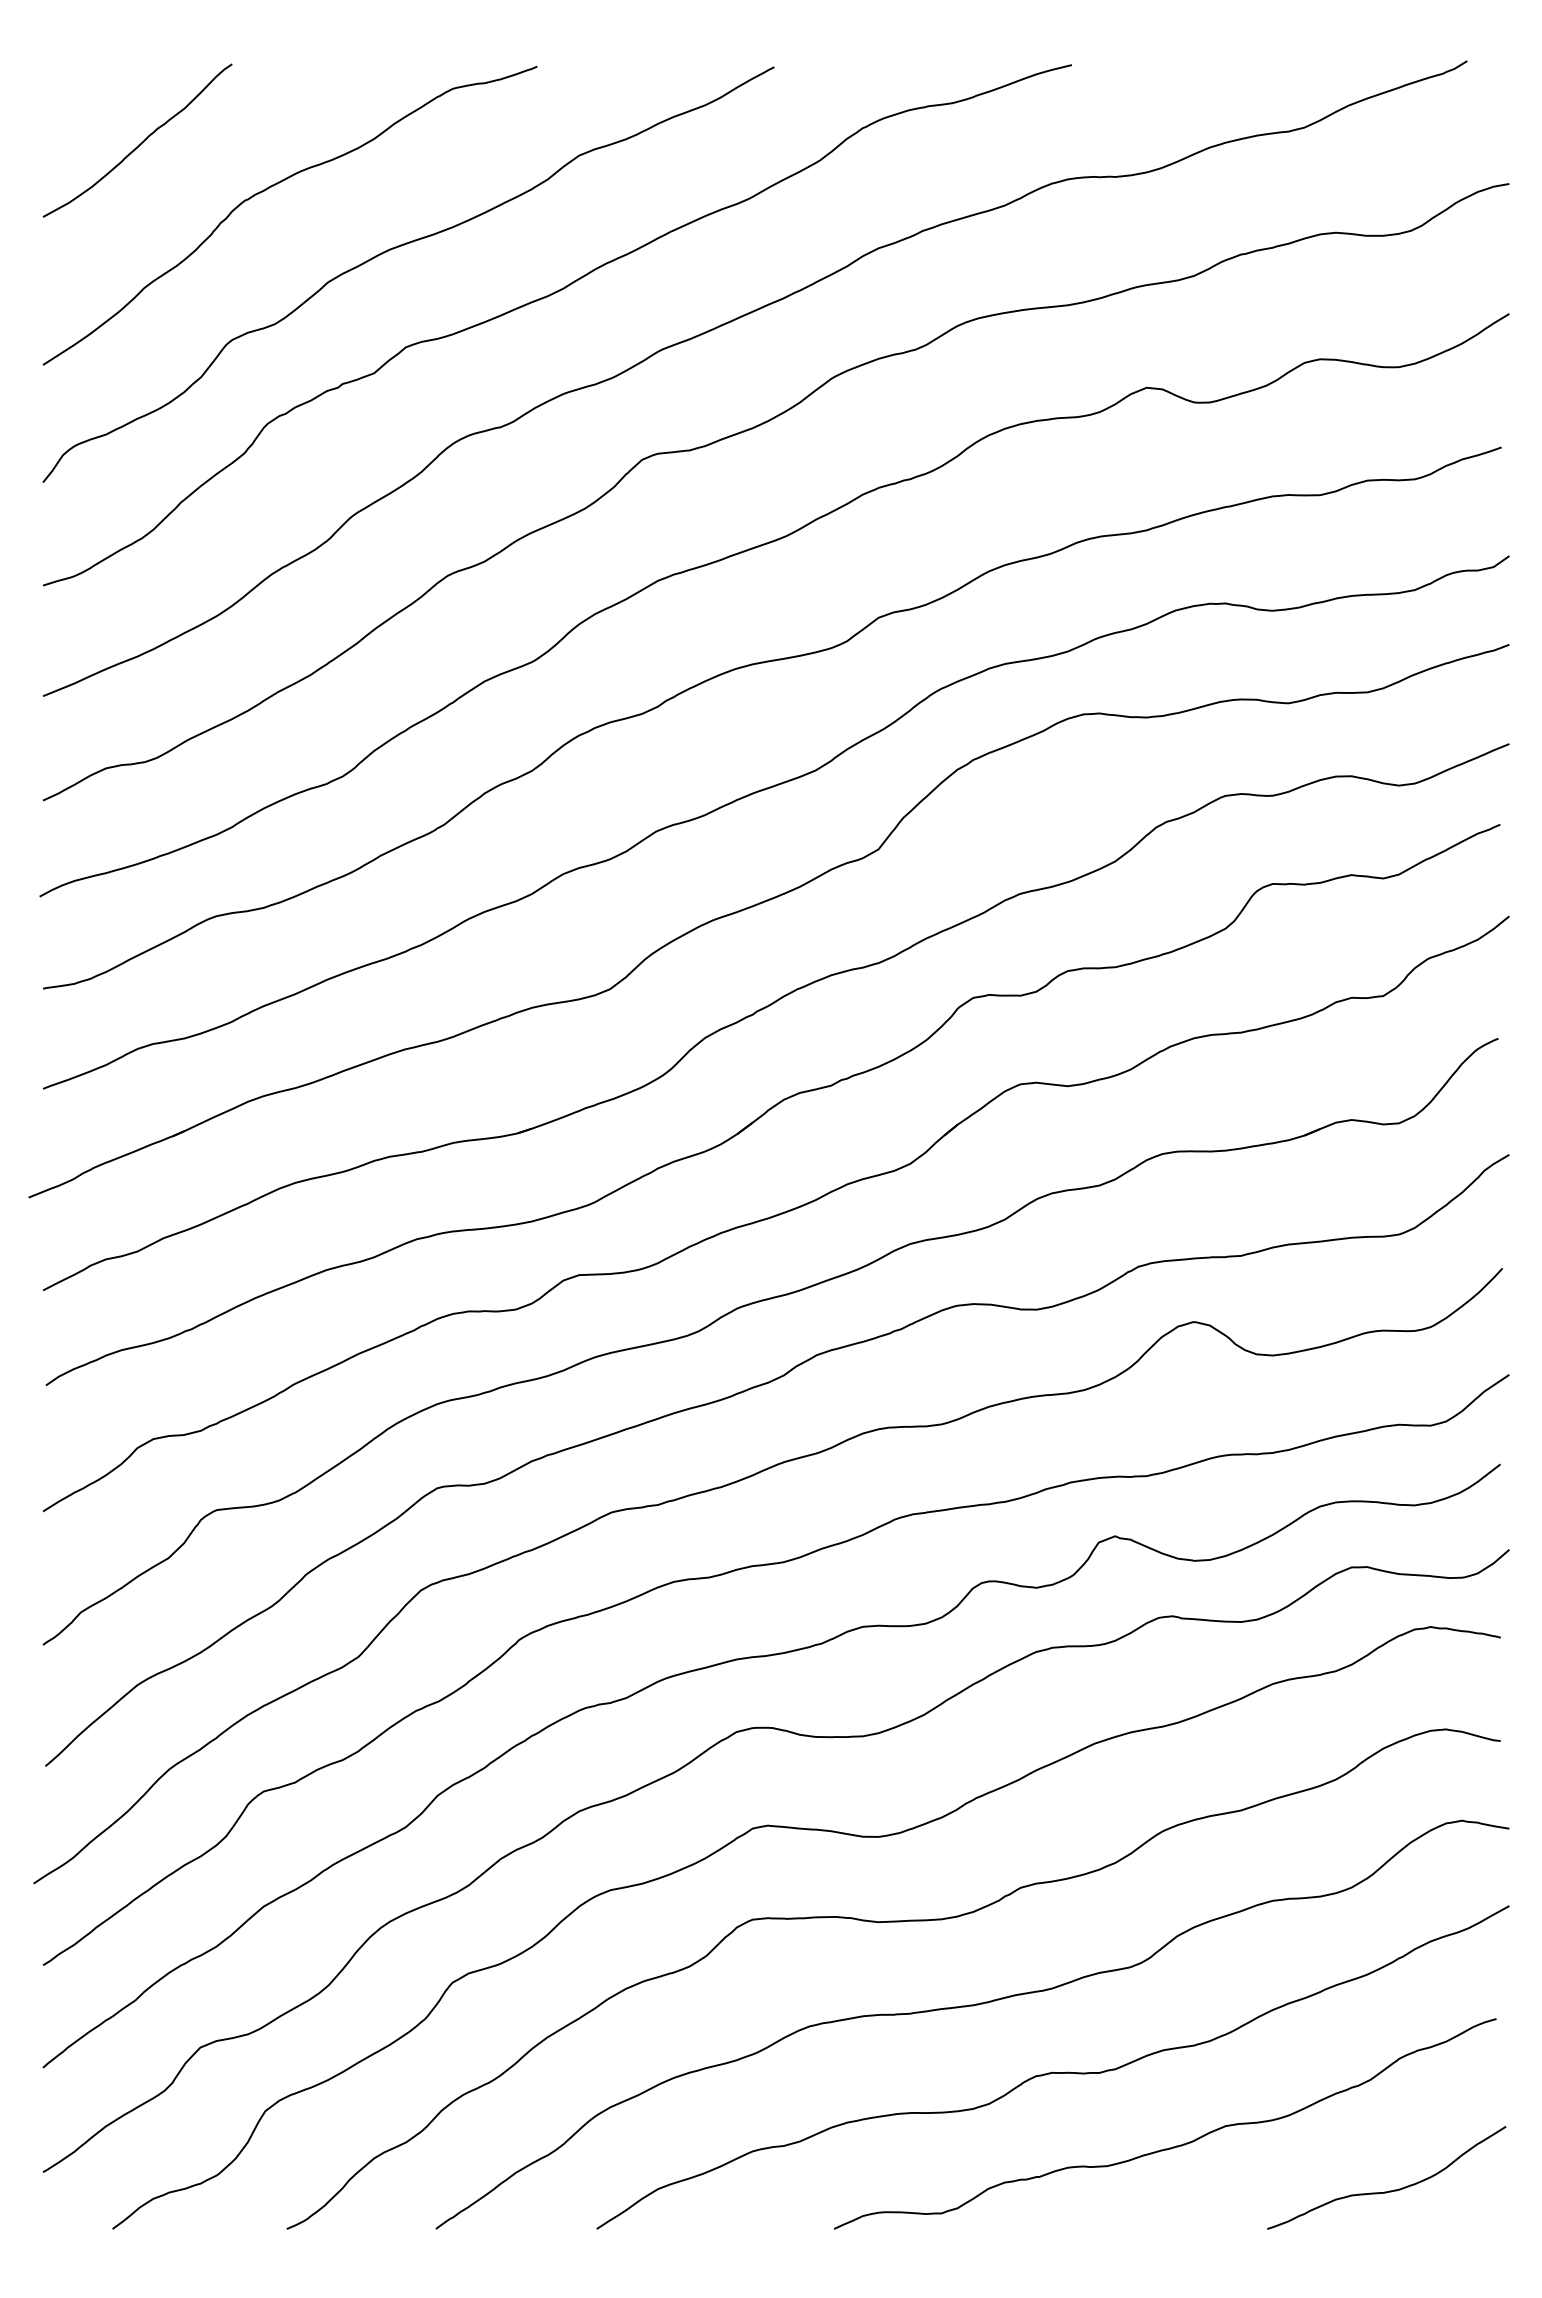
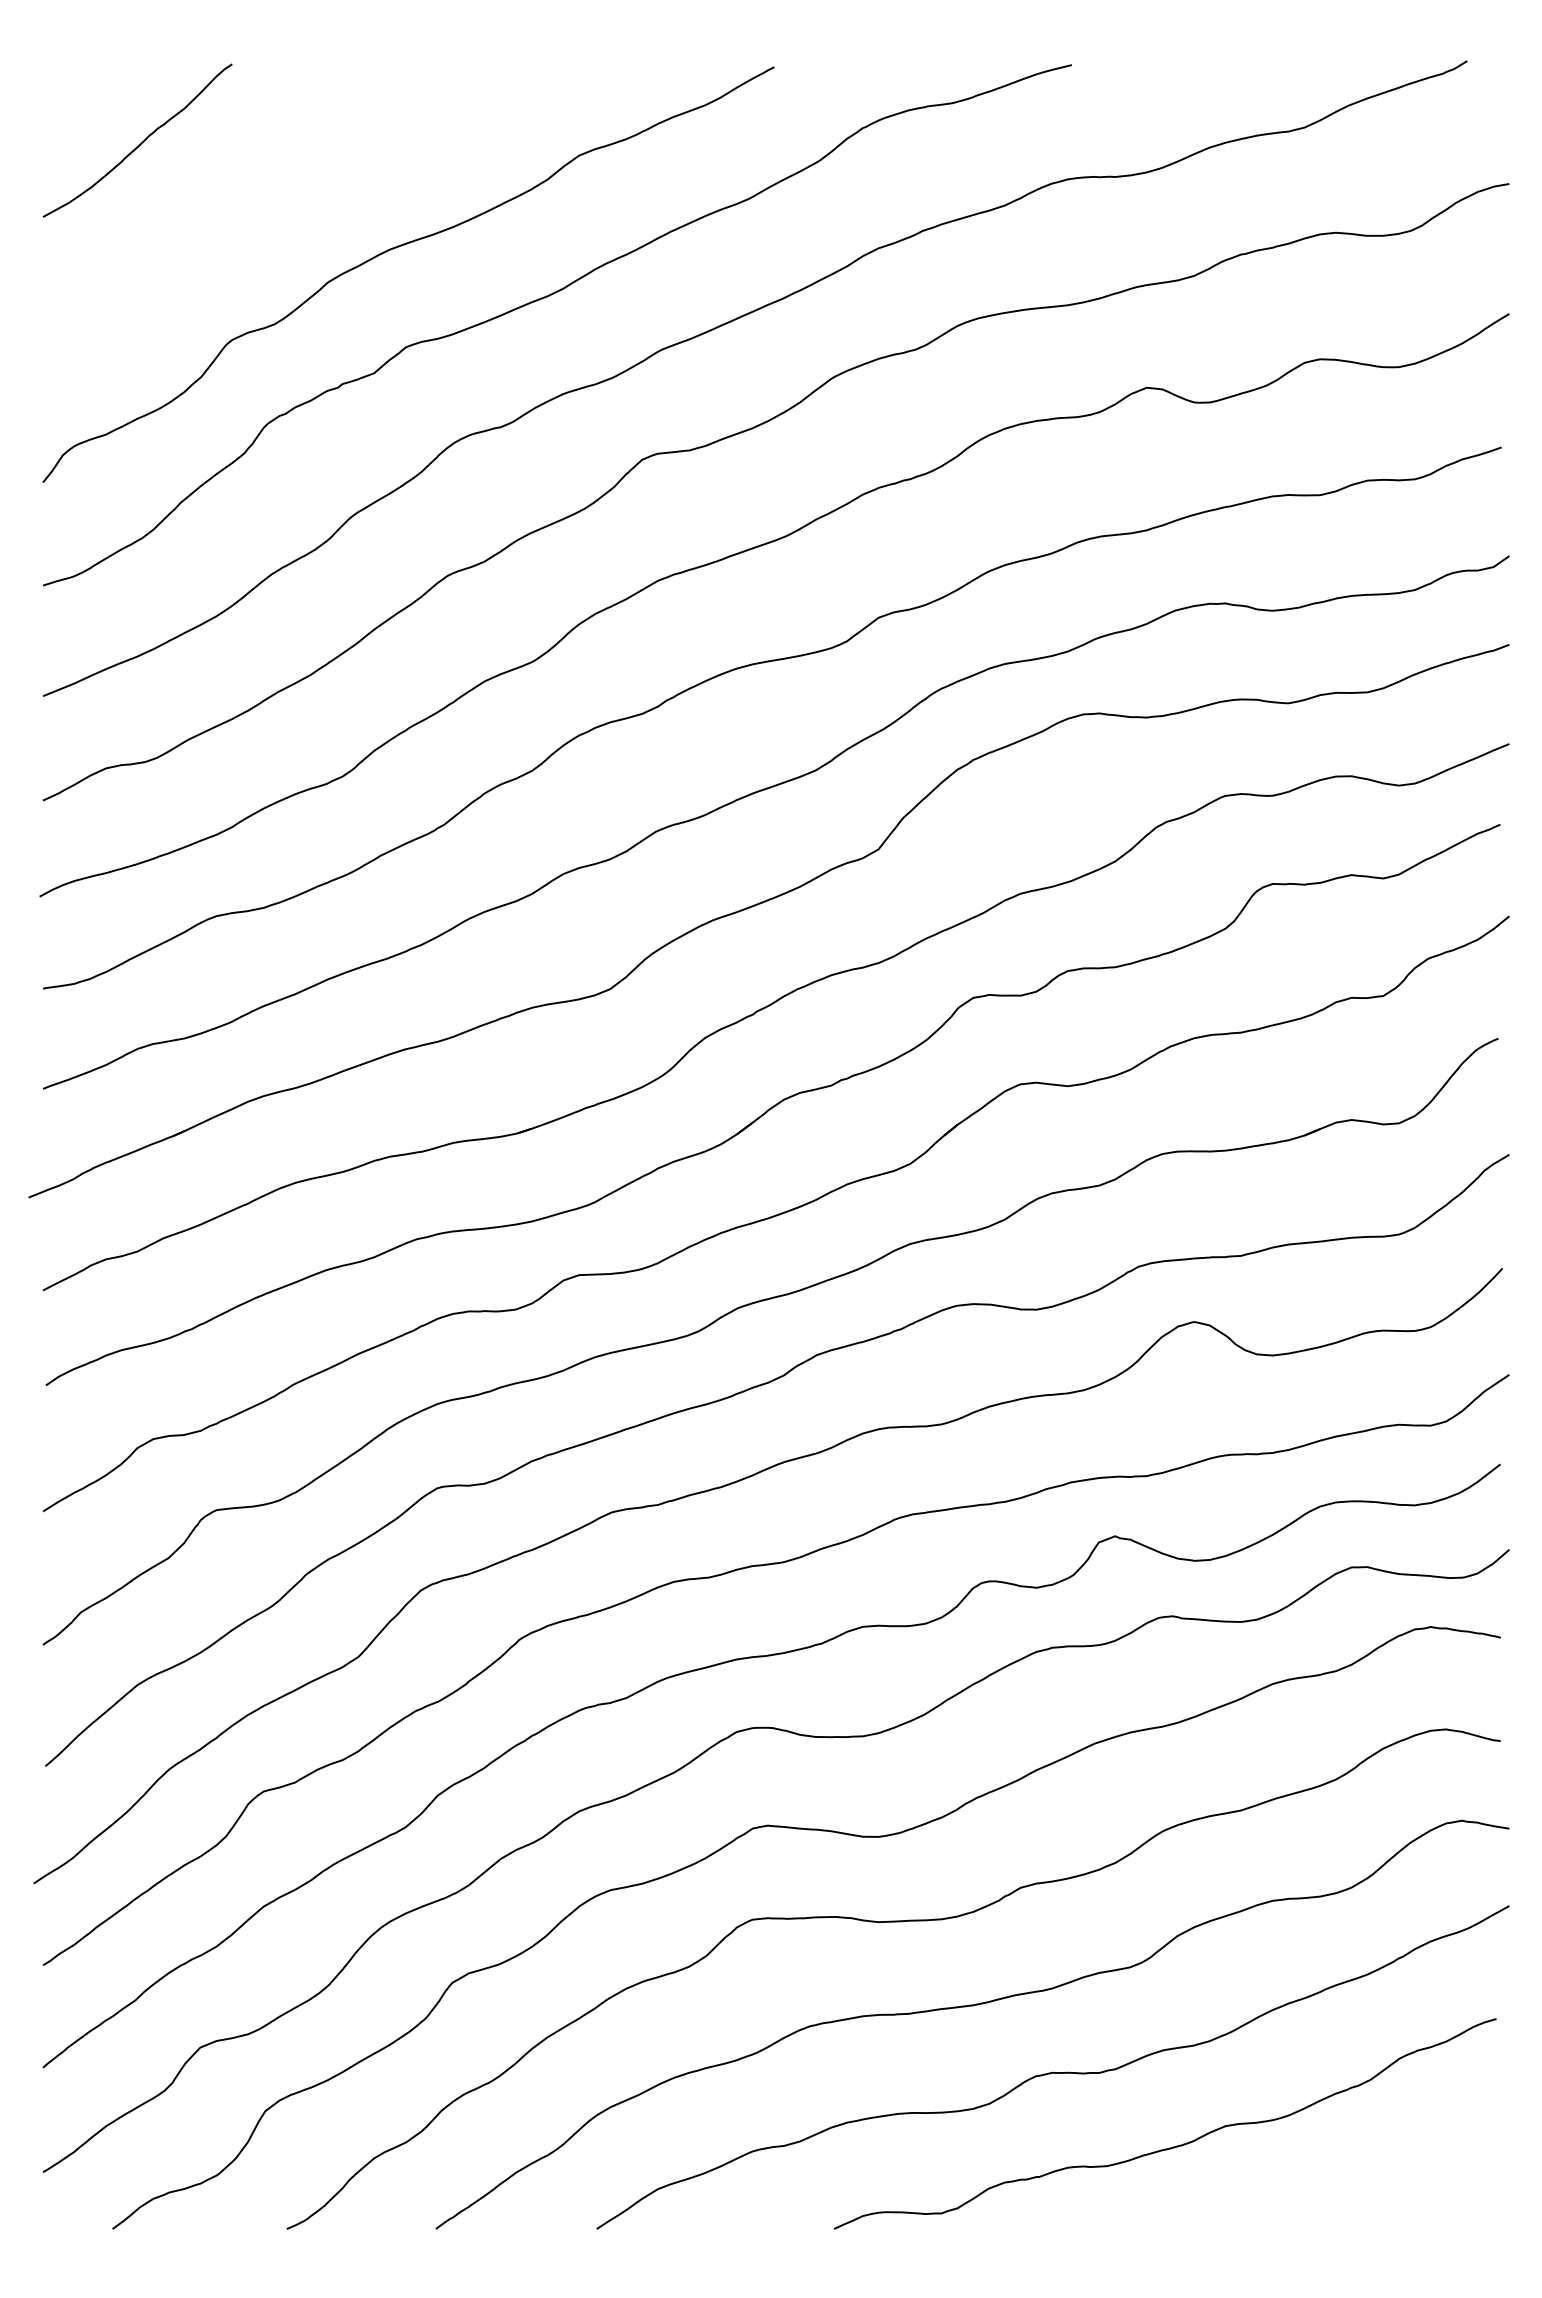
curve: present -> none (275, 185)
curve: present -> none (1389, 2190)
